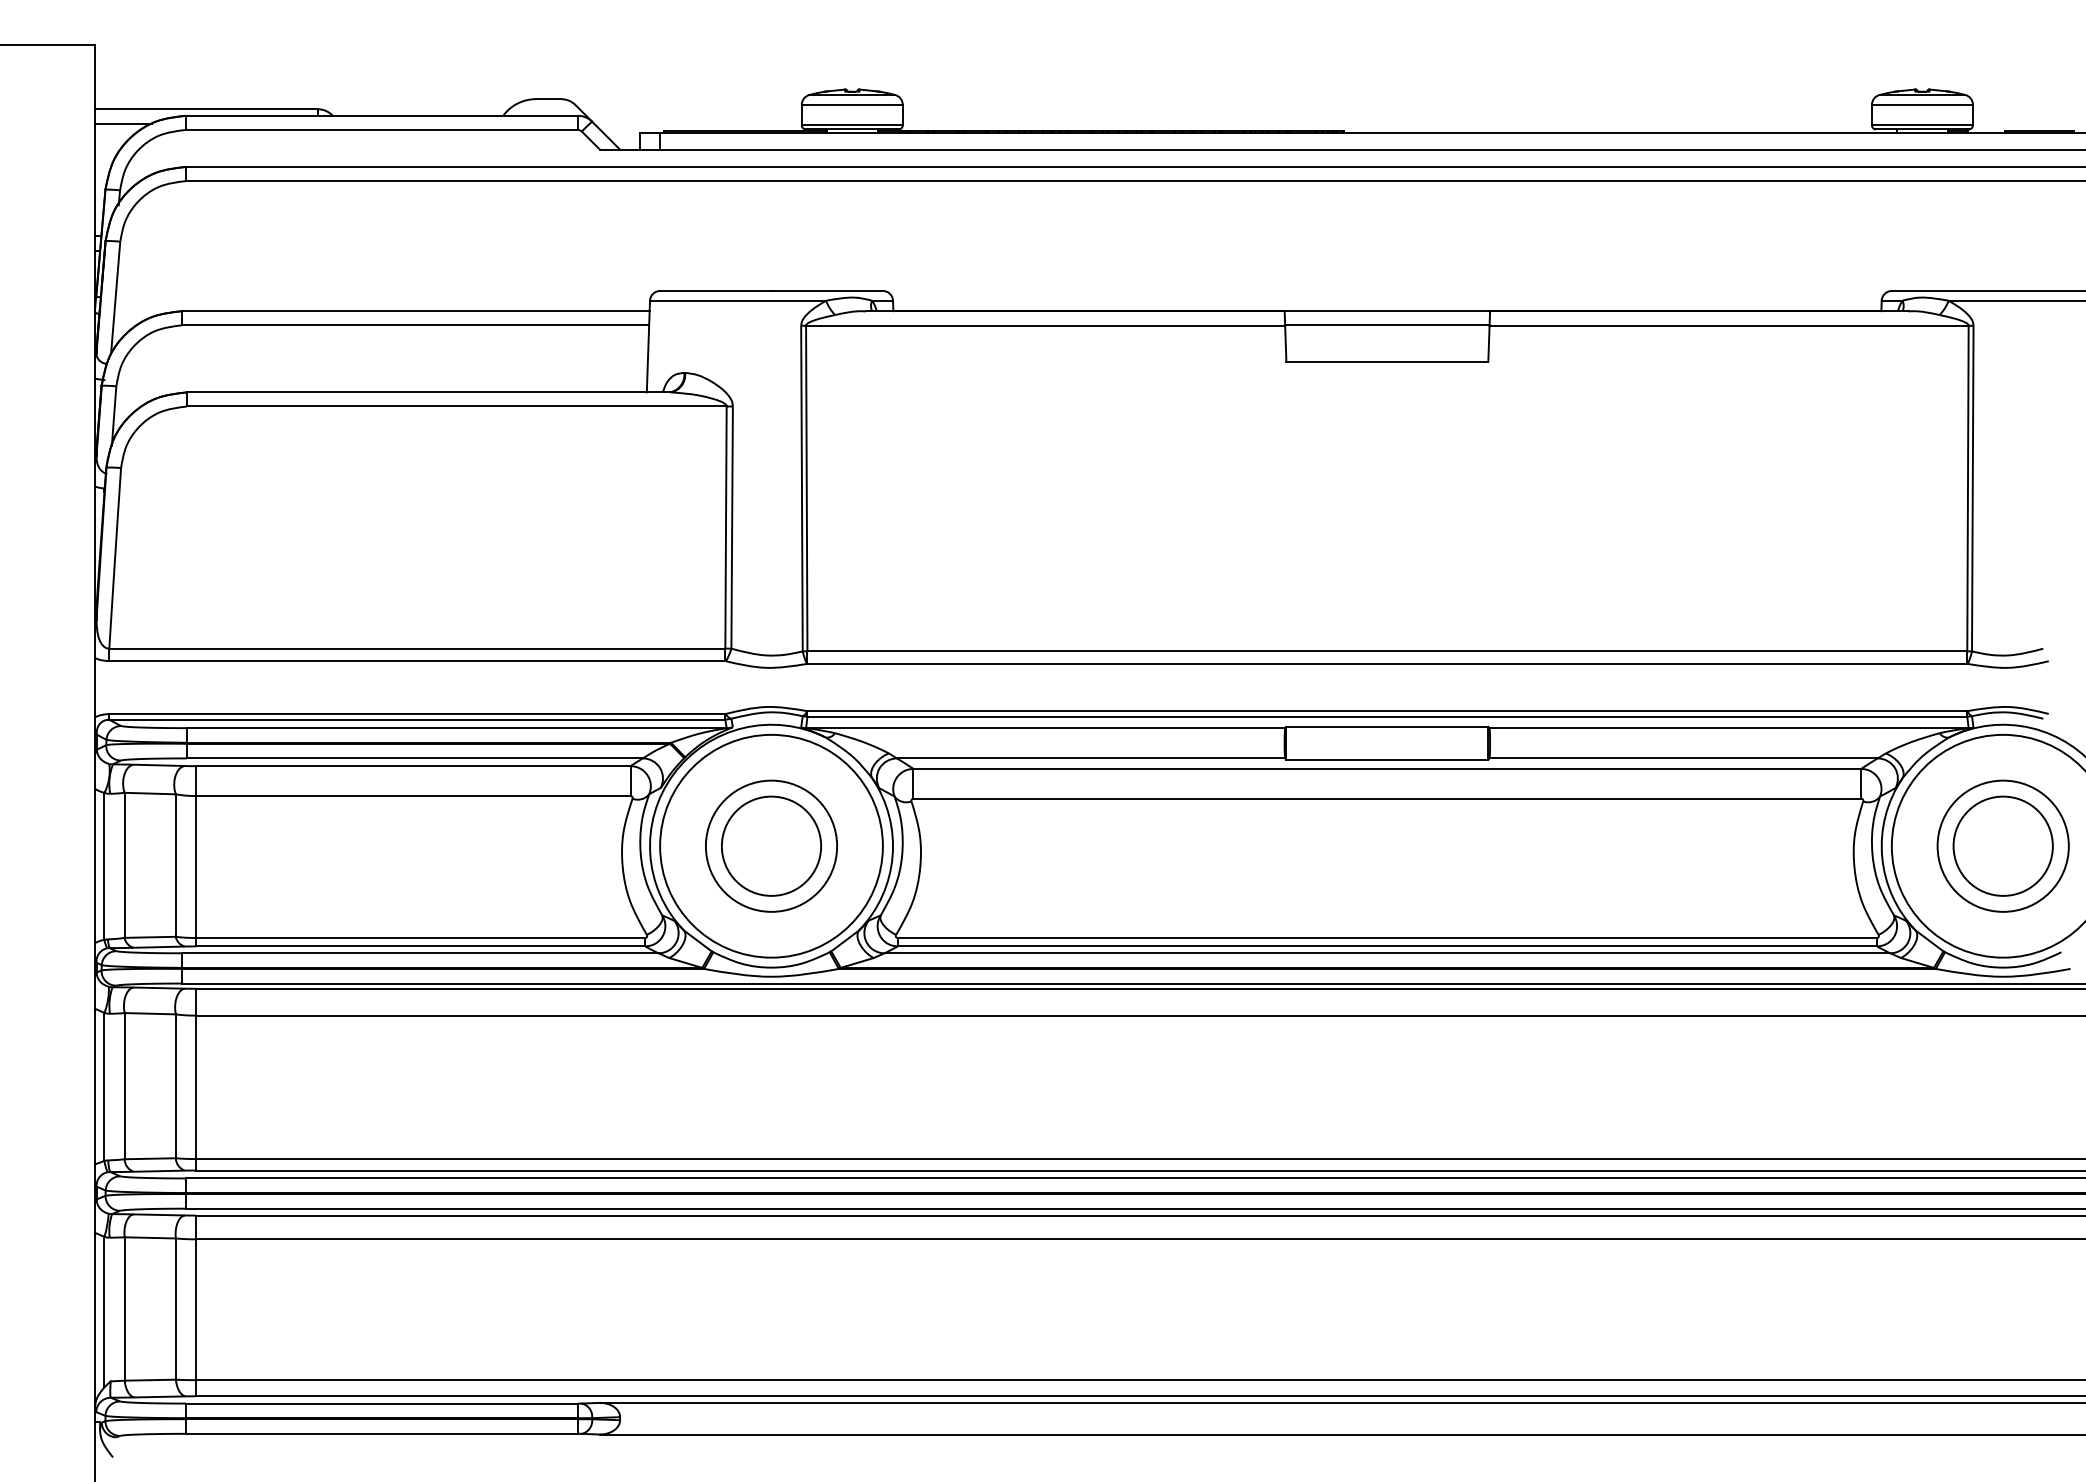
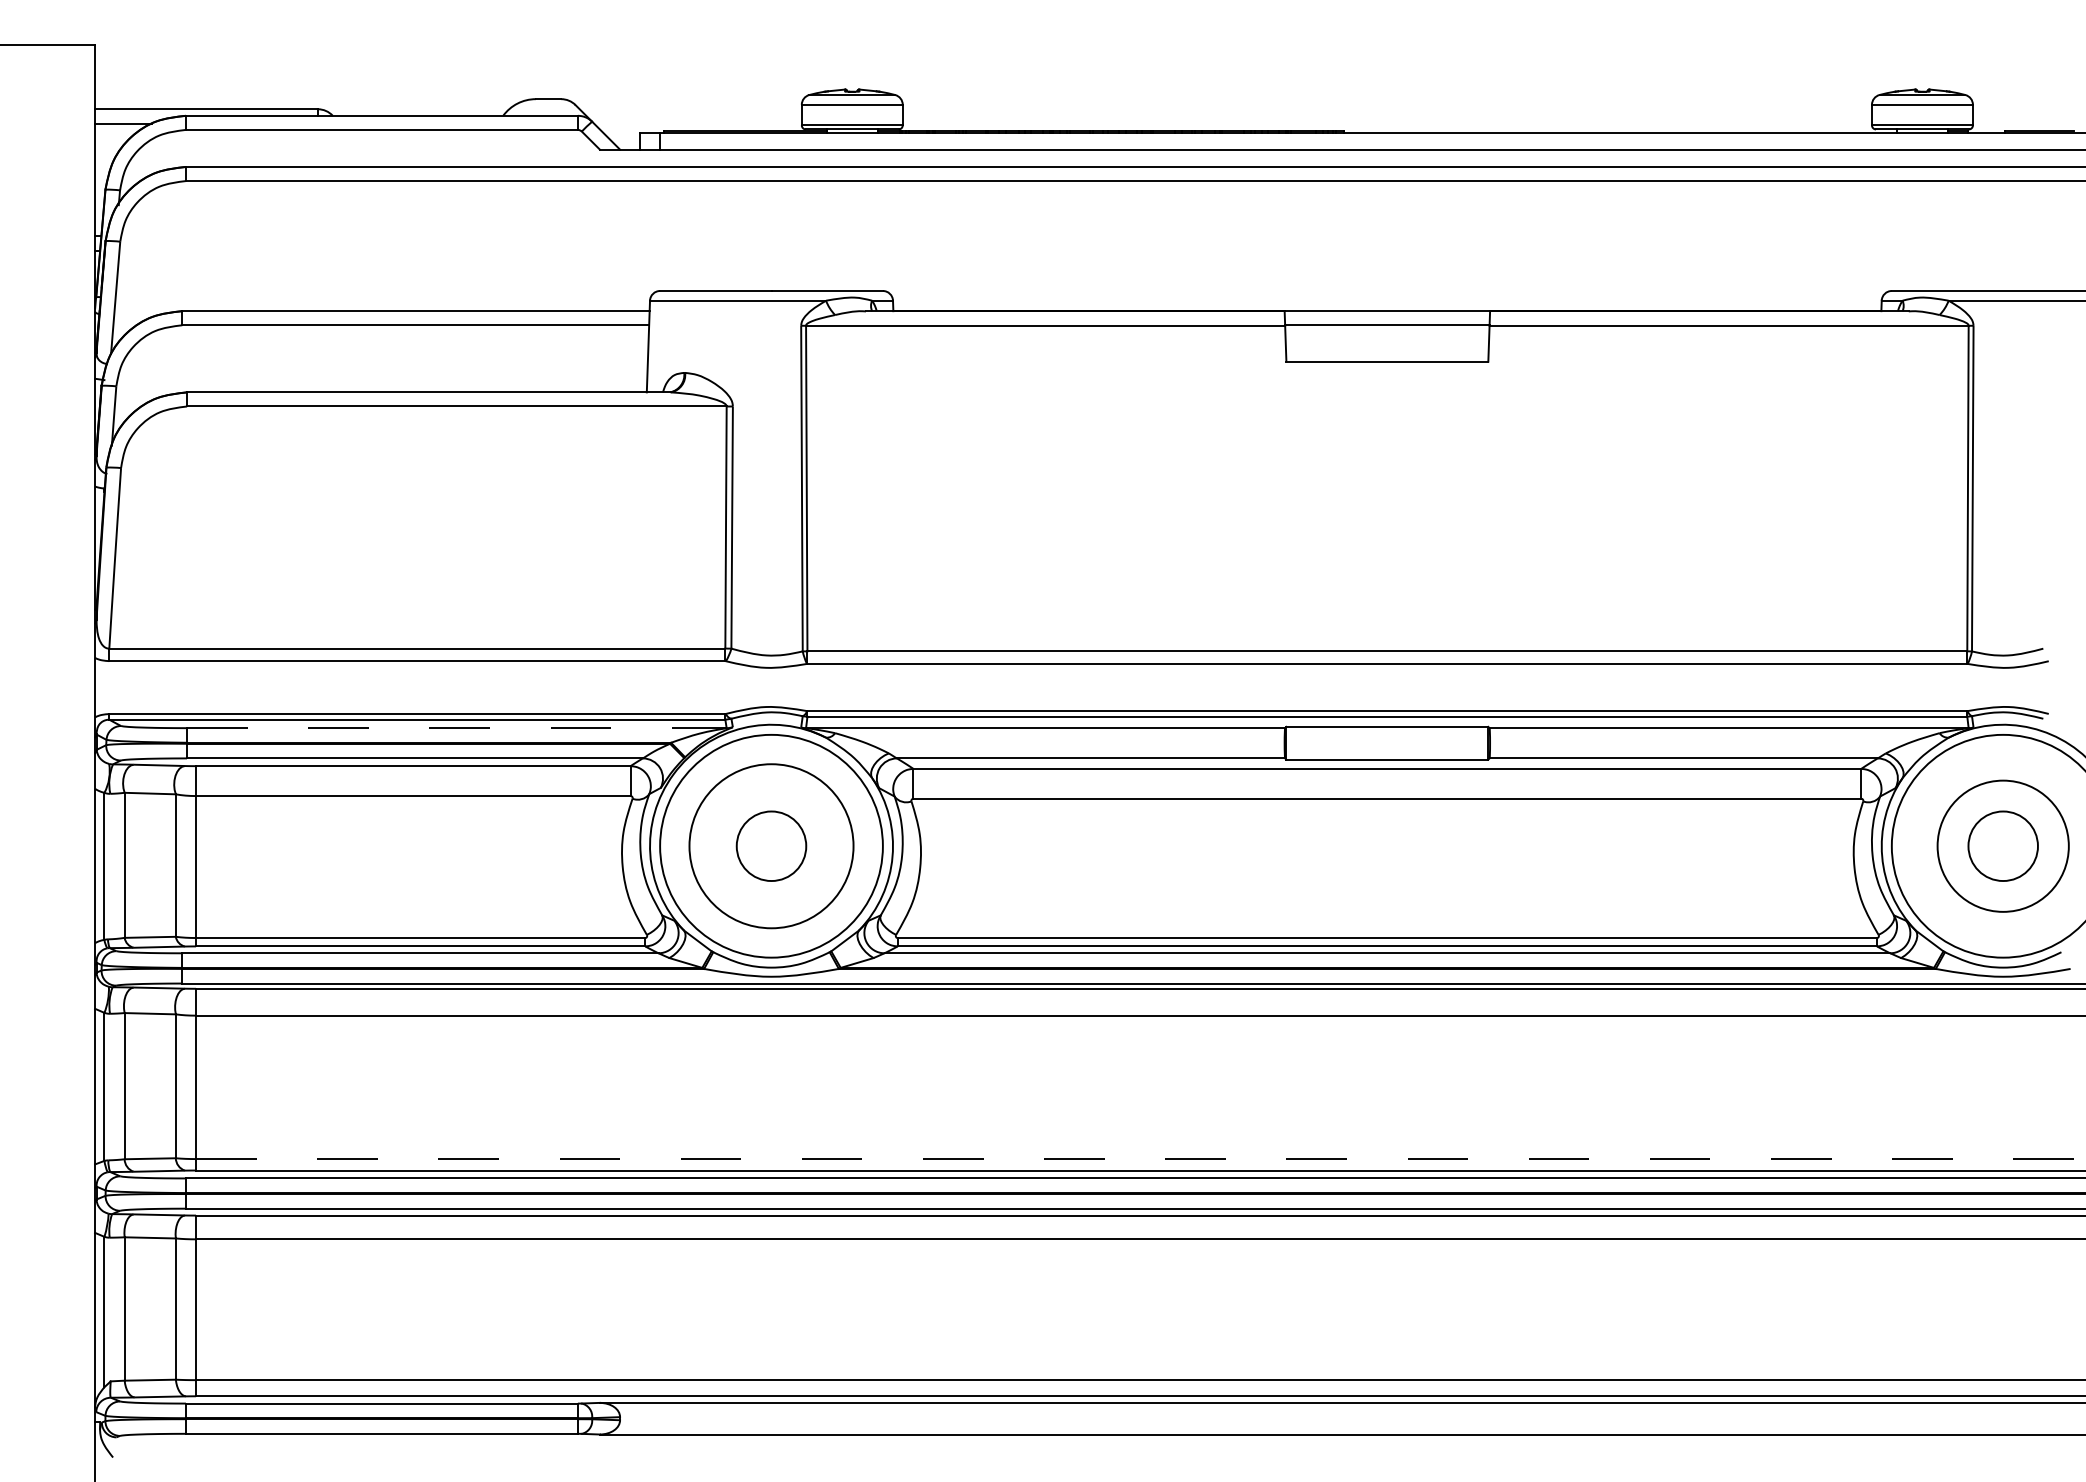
line: solid -> dashed (456, 728)
circle diameter: 131 px -> 164 px (771, 846)
circle diameter: 99 px -> 69 px (771, 846)
circle diameter: 99 px -> 69 px (2002, 846)
line: solid -> dashed (1140, 1159)
